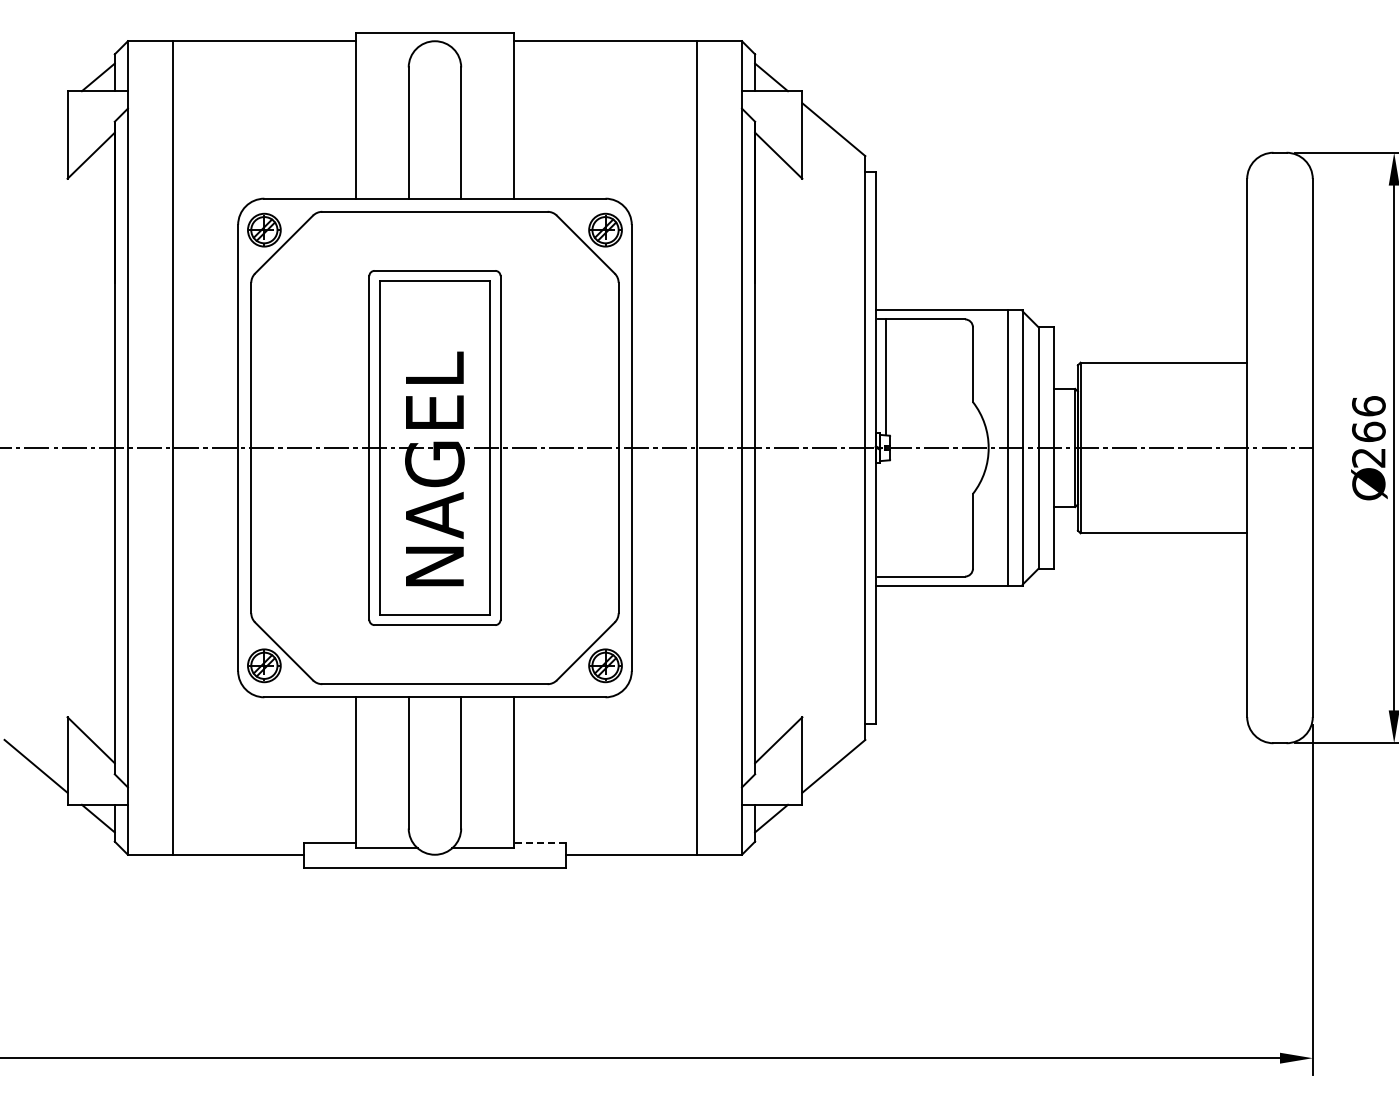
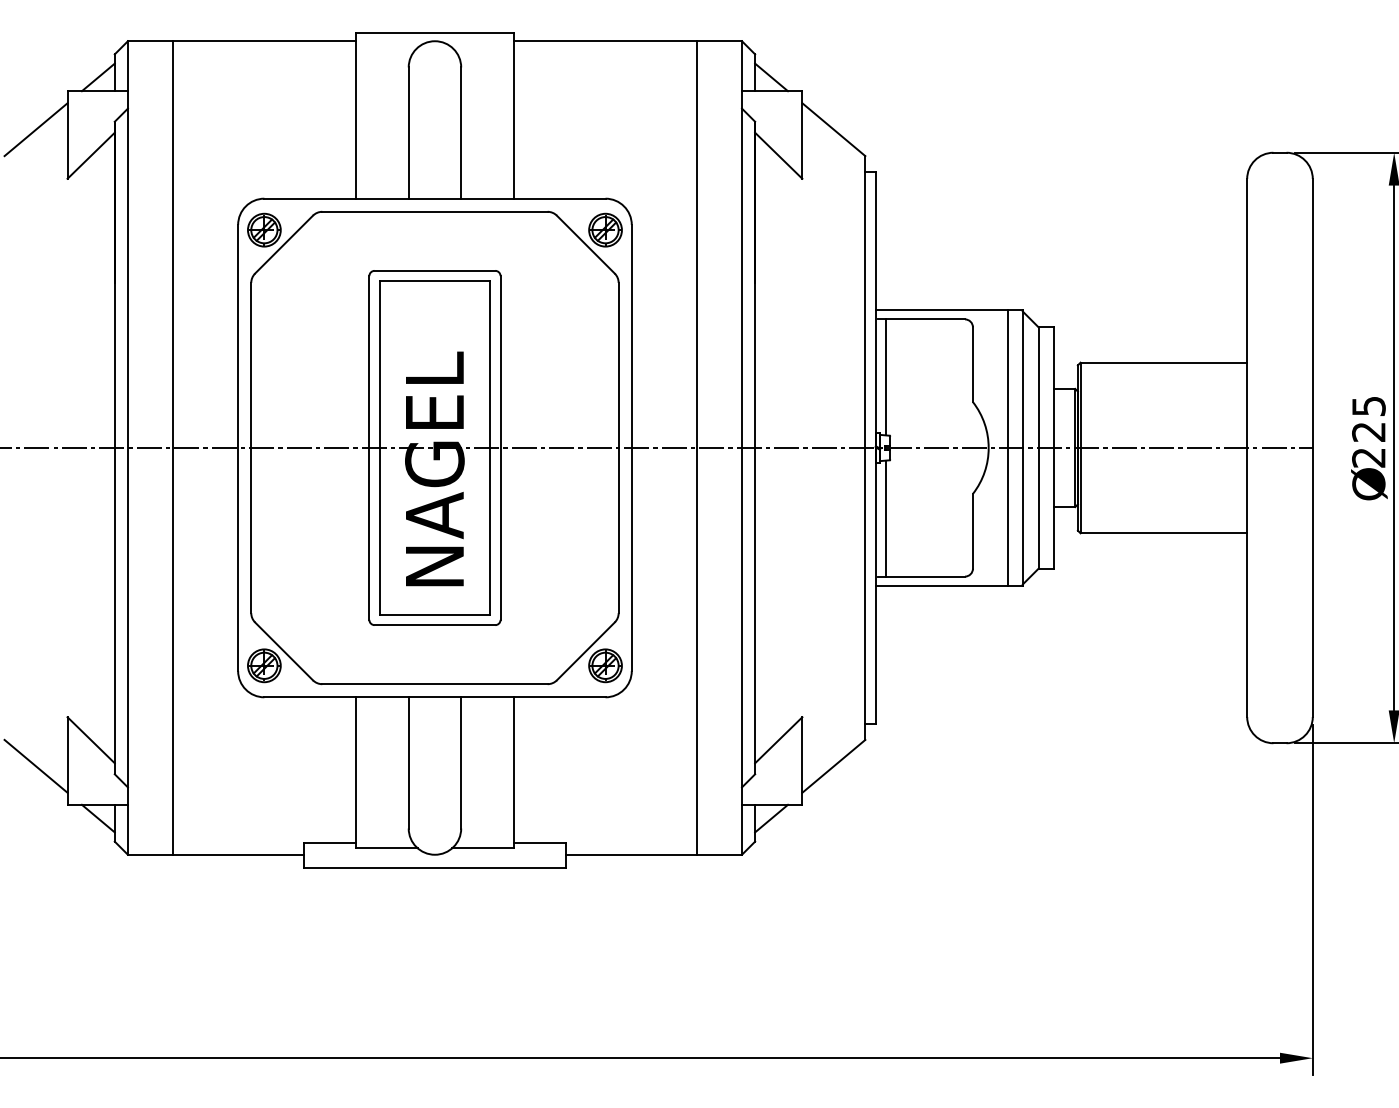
line: none -> present (35, 129)
text: 266 -> 225 (1368, 418)
line: none -> present (886, 518)
line: dashed -> solid (539, 842)
